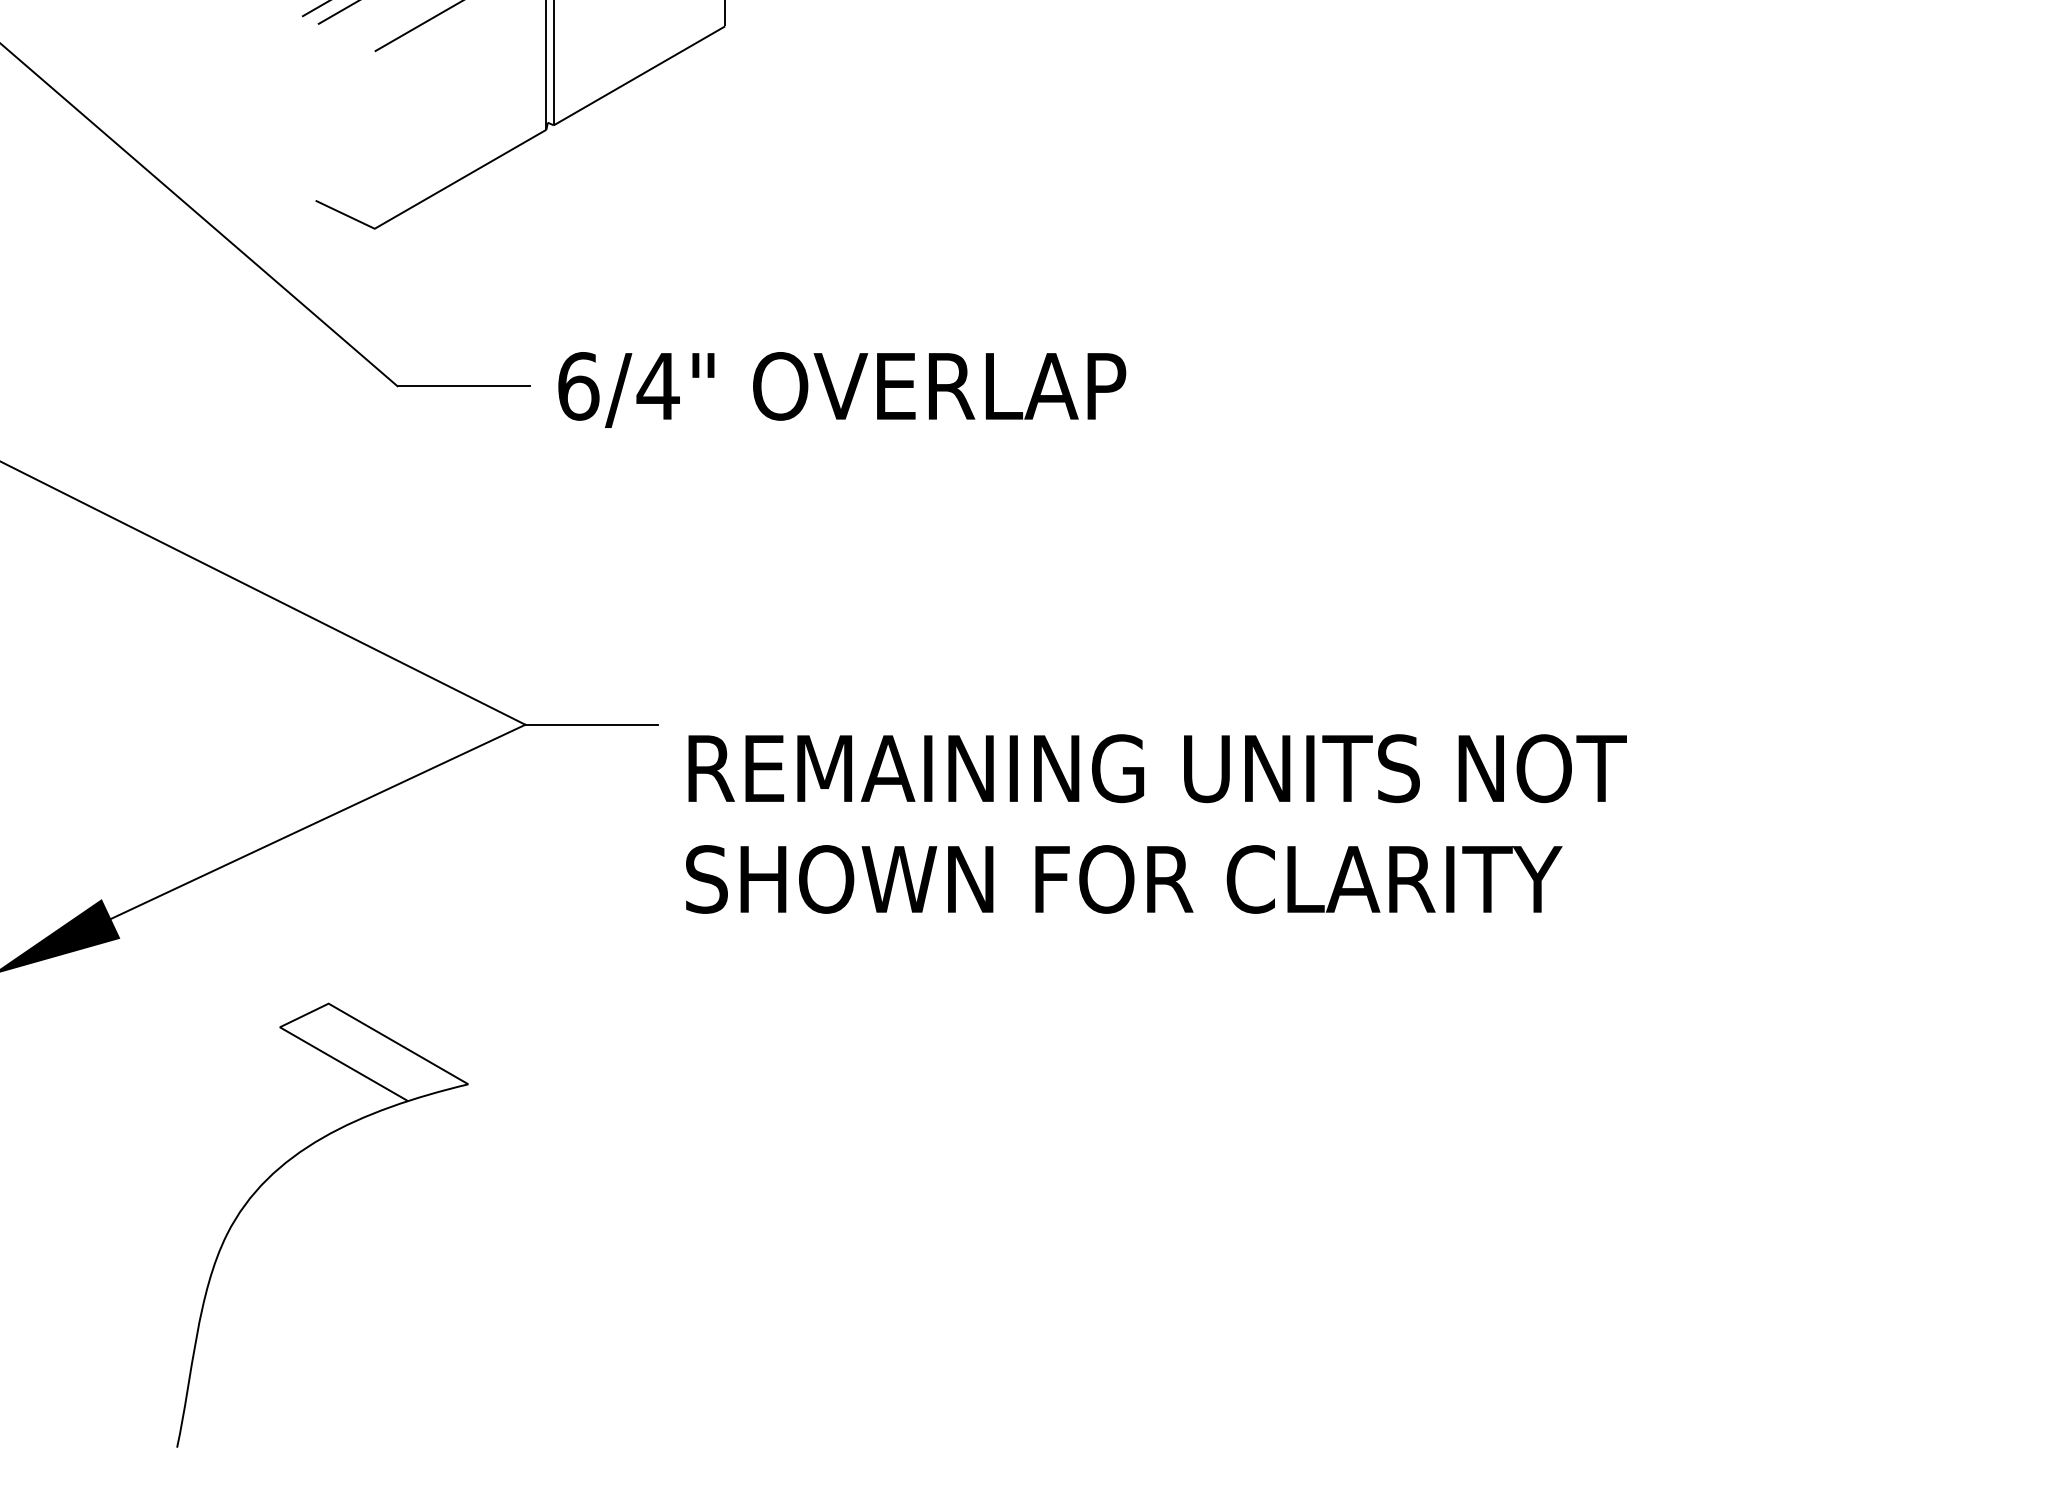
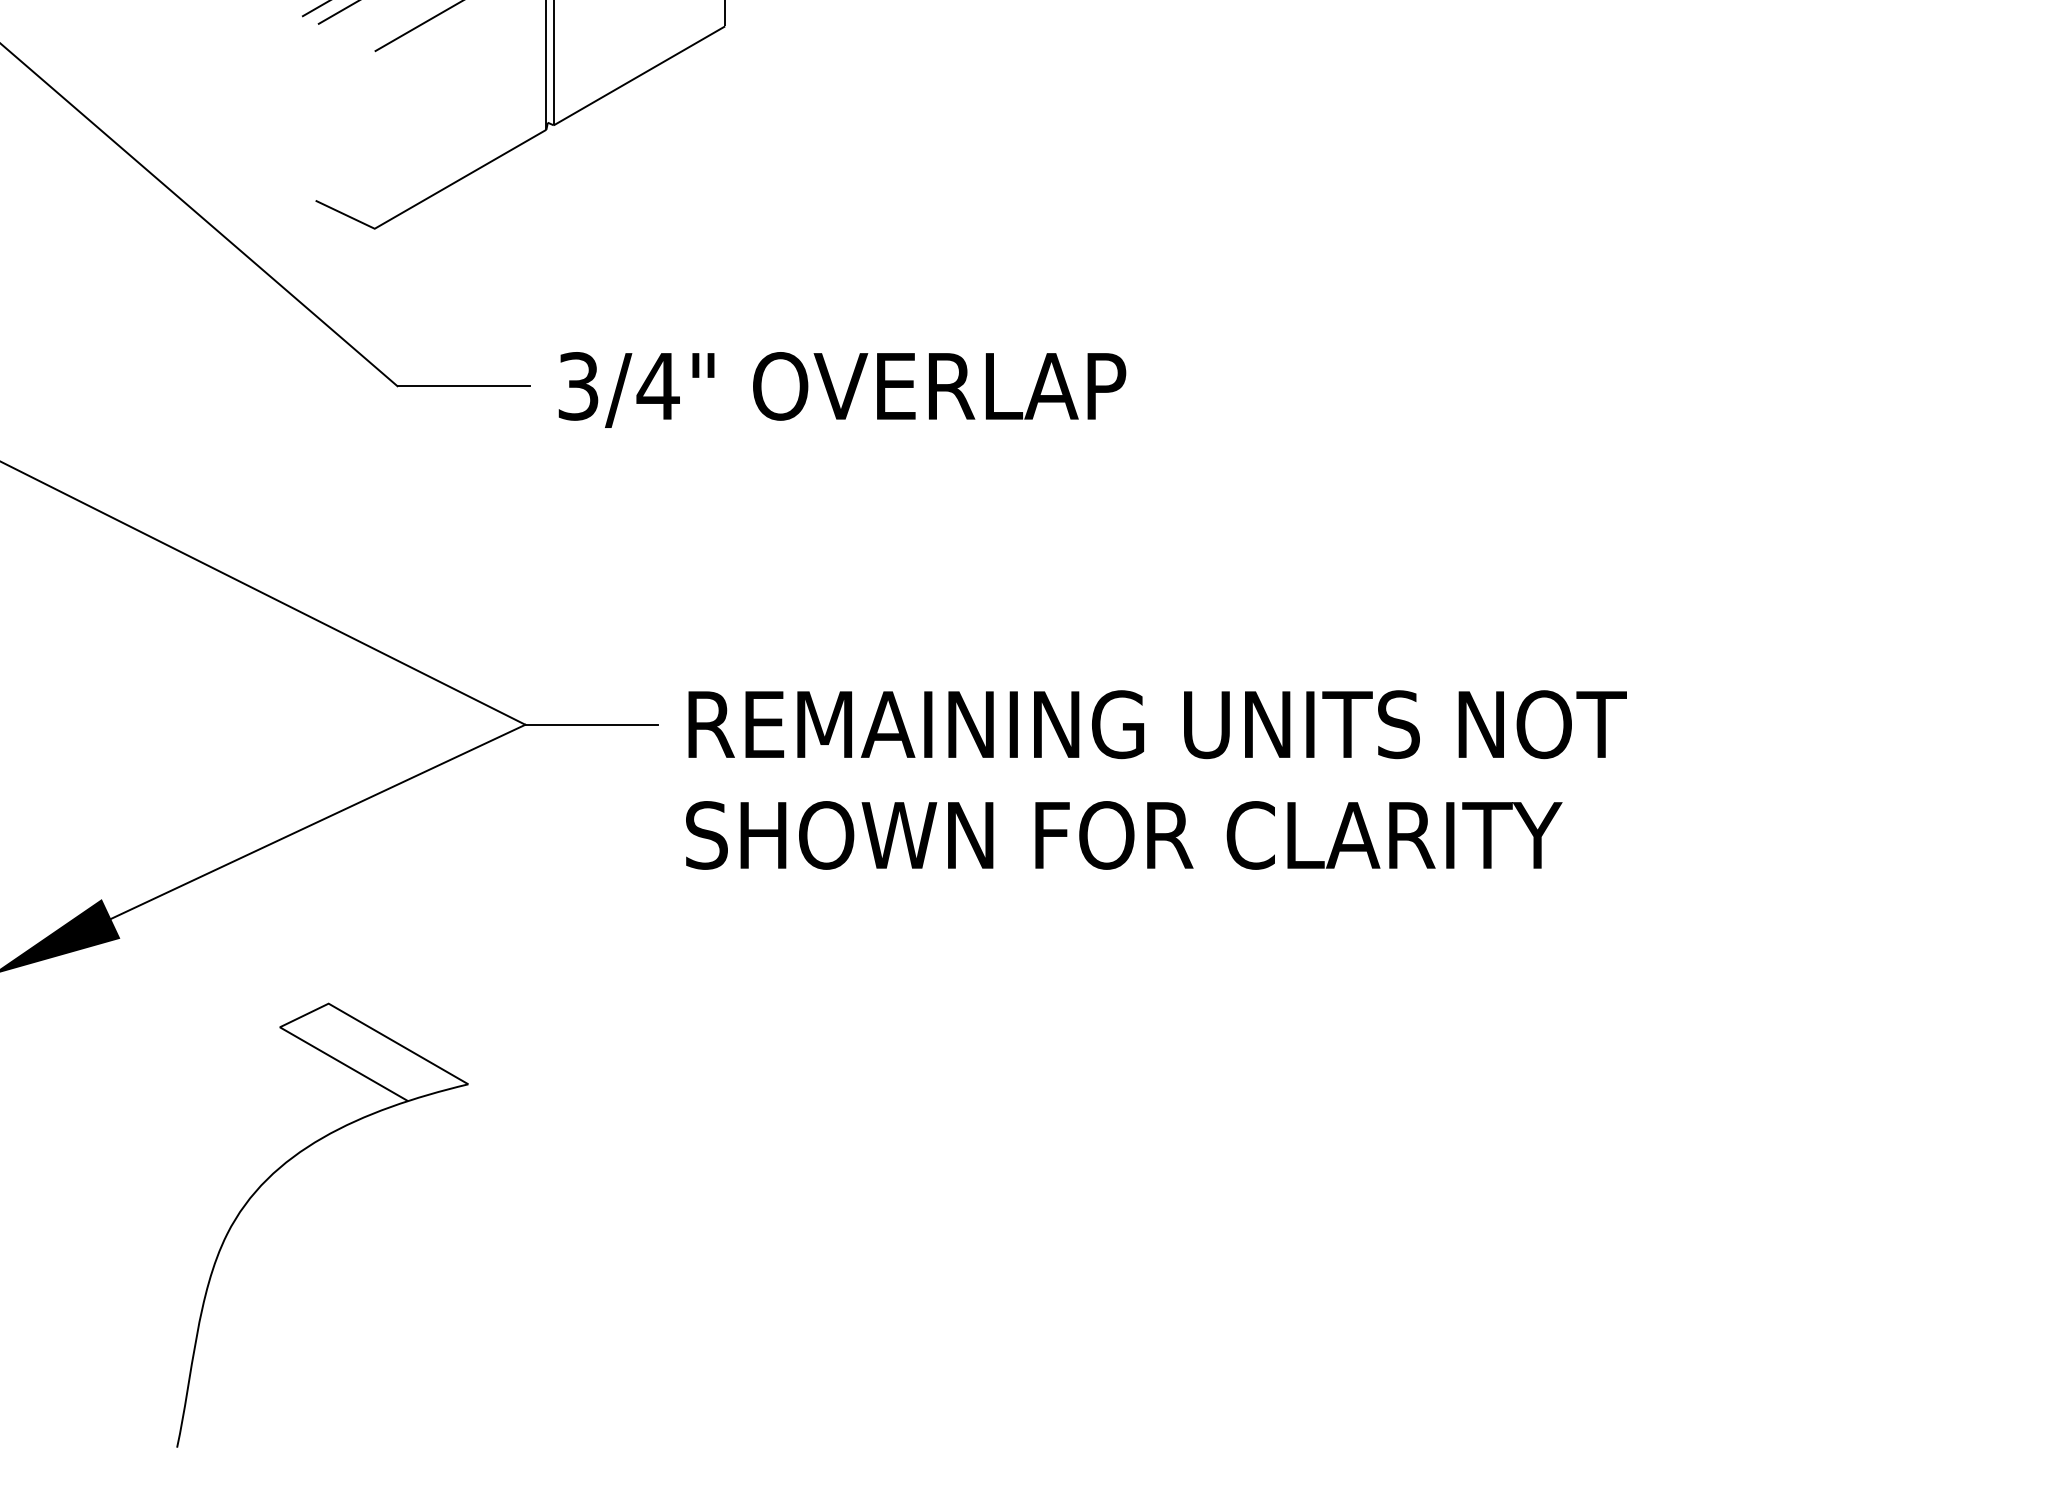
text: 6/4" -> 3/4" (578, 386)
text position: (1156, 823) -> (1156, 779) (1156, 779)
